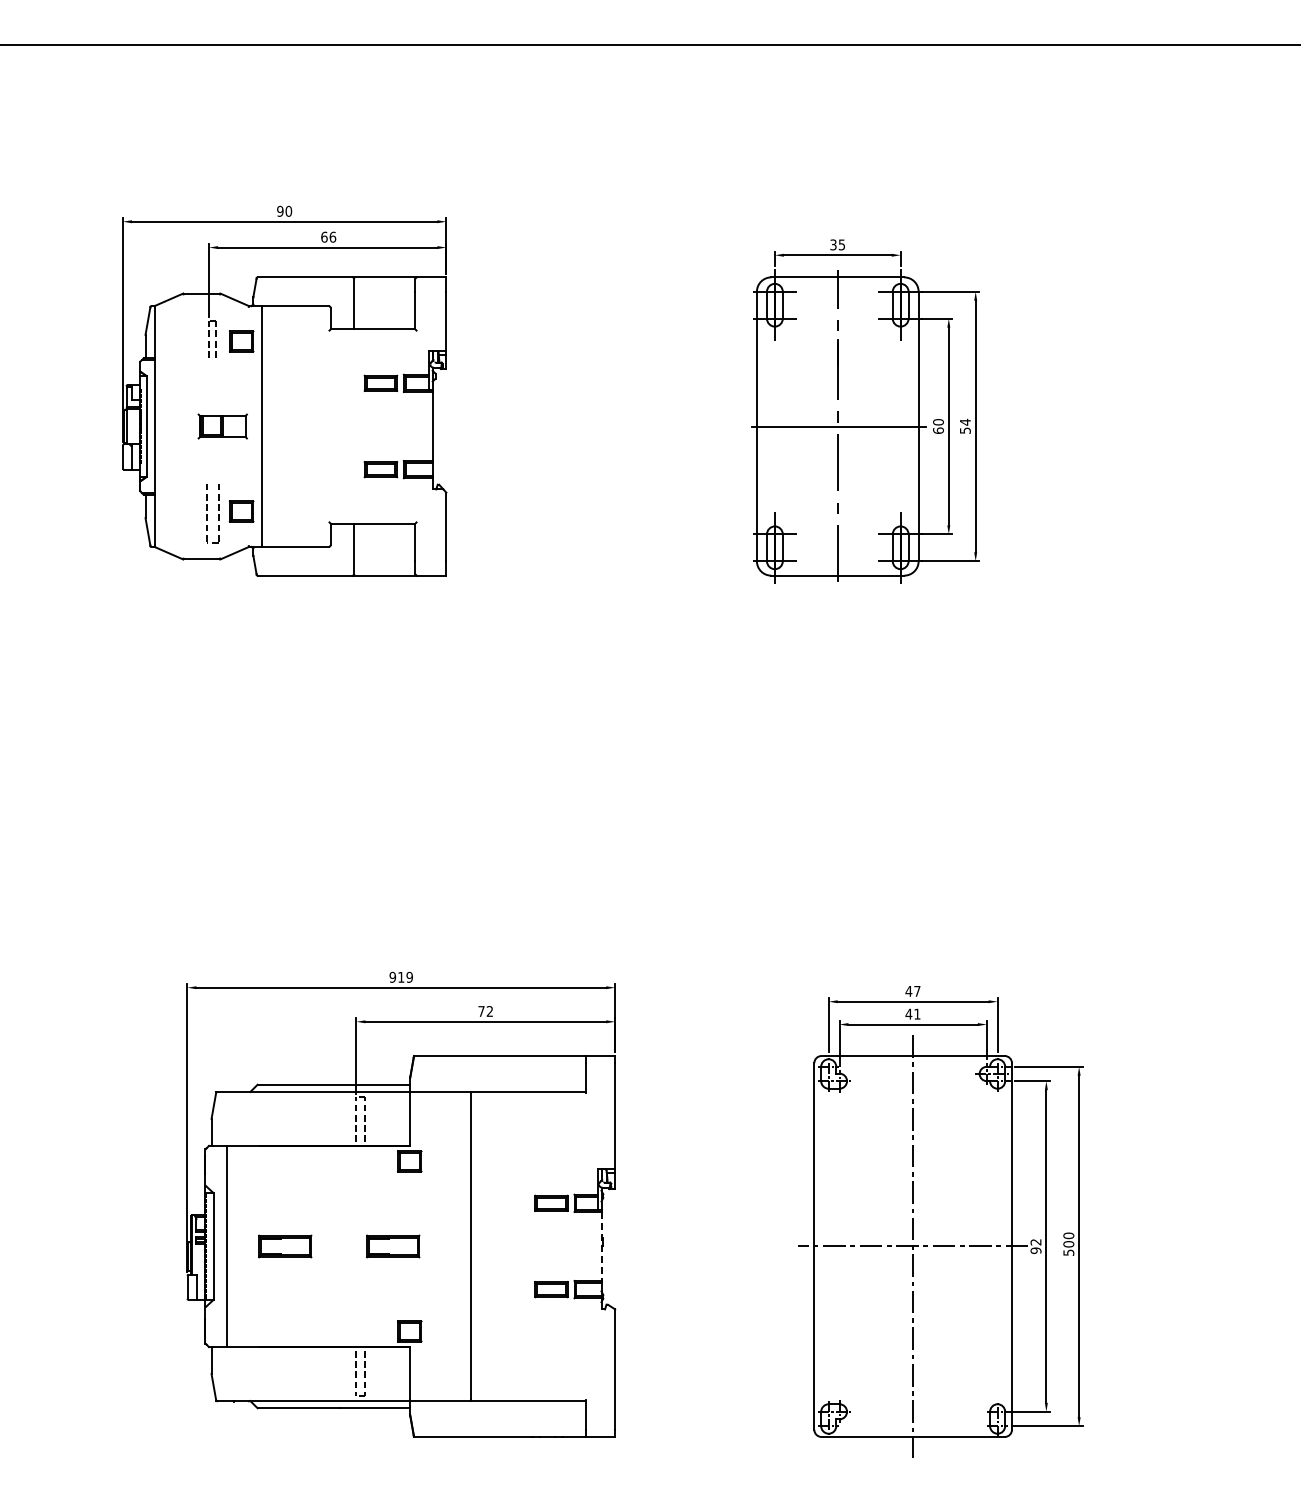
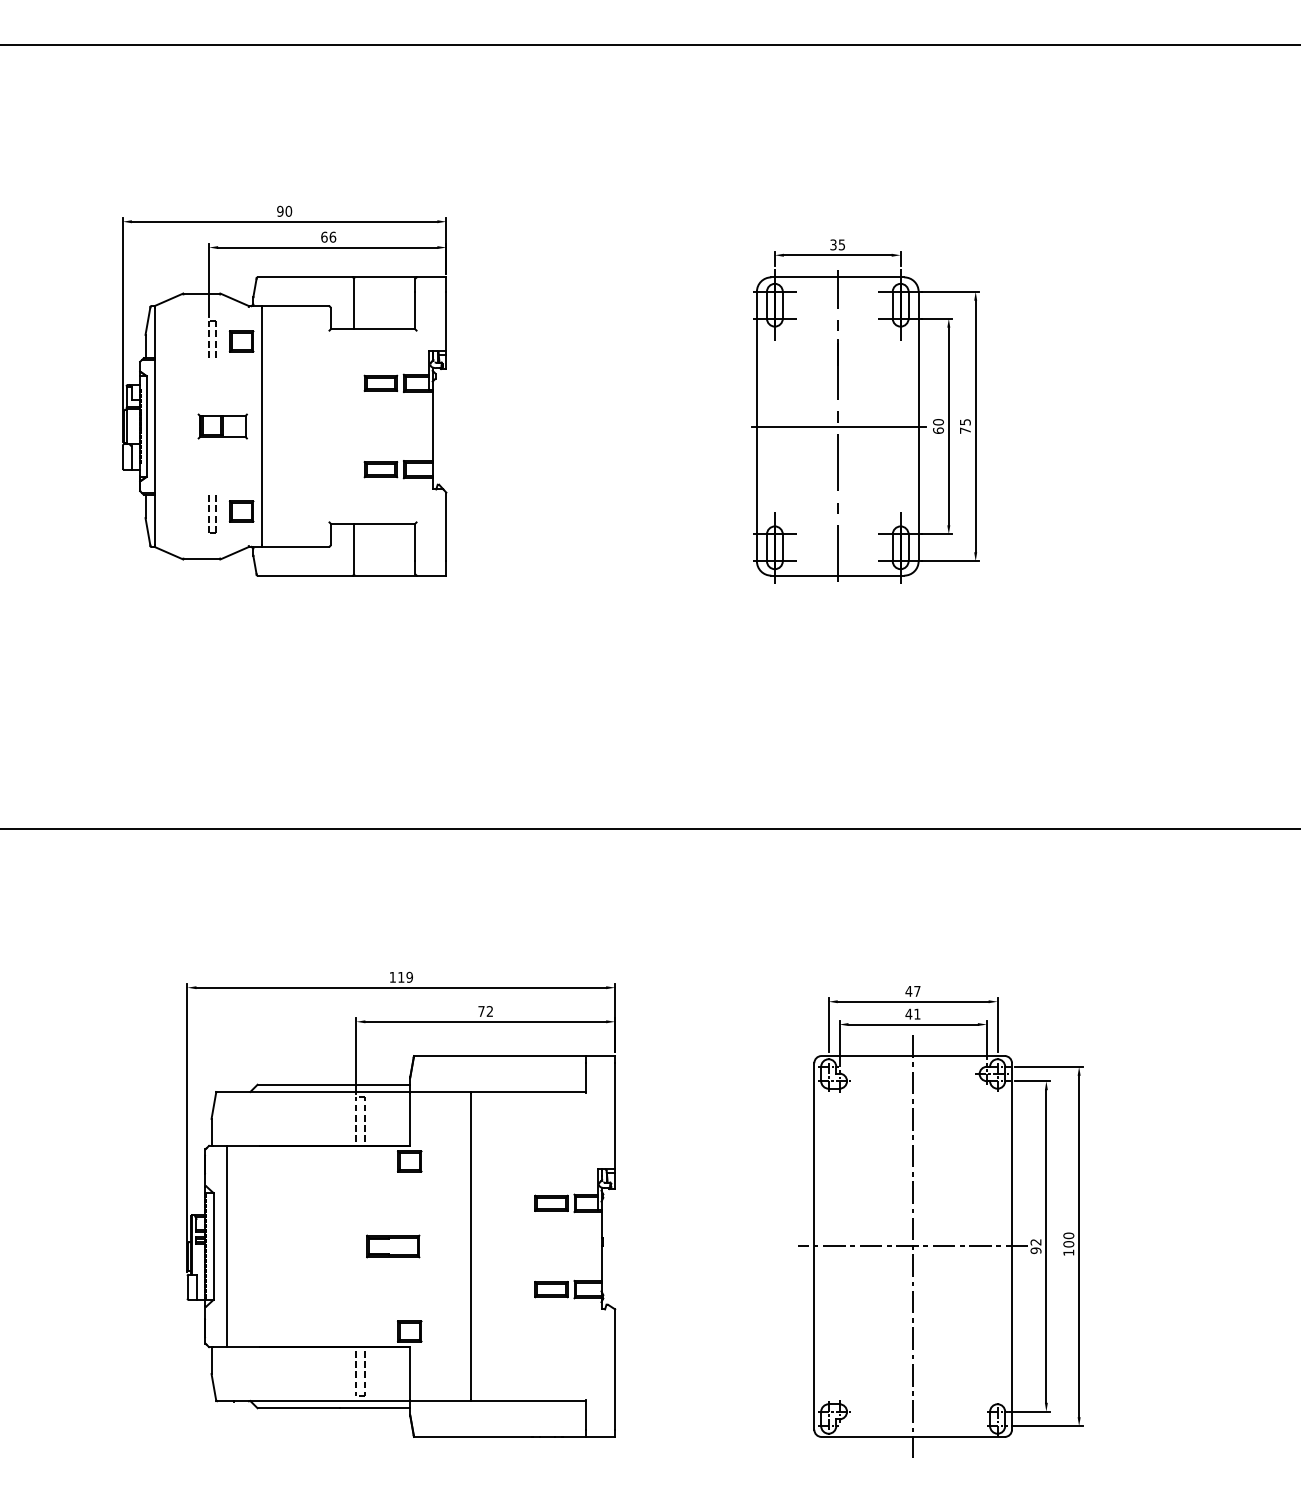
text: 54 -> 75 (965, 425)
part size: 14x60 px -> 9x39 px (212, 514)
line: none -> present (649, 828)
text: 919 -> 119 (392, 976)
part: present -> none (285, 1246)
line: dashed -> solid (601, 1246)
text: 500 -> 100 (1068, 1252)
